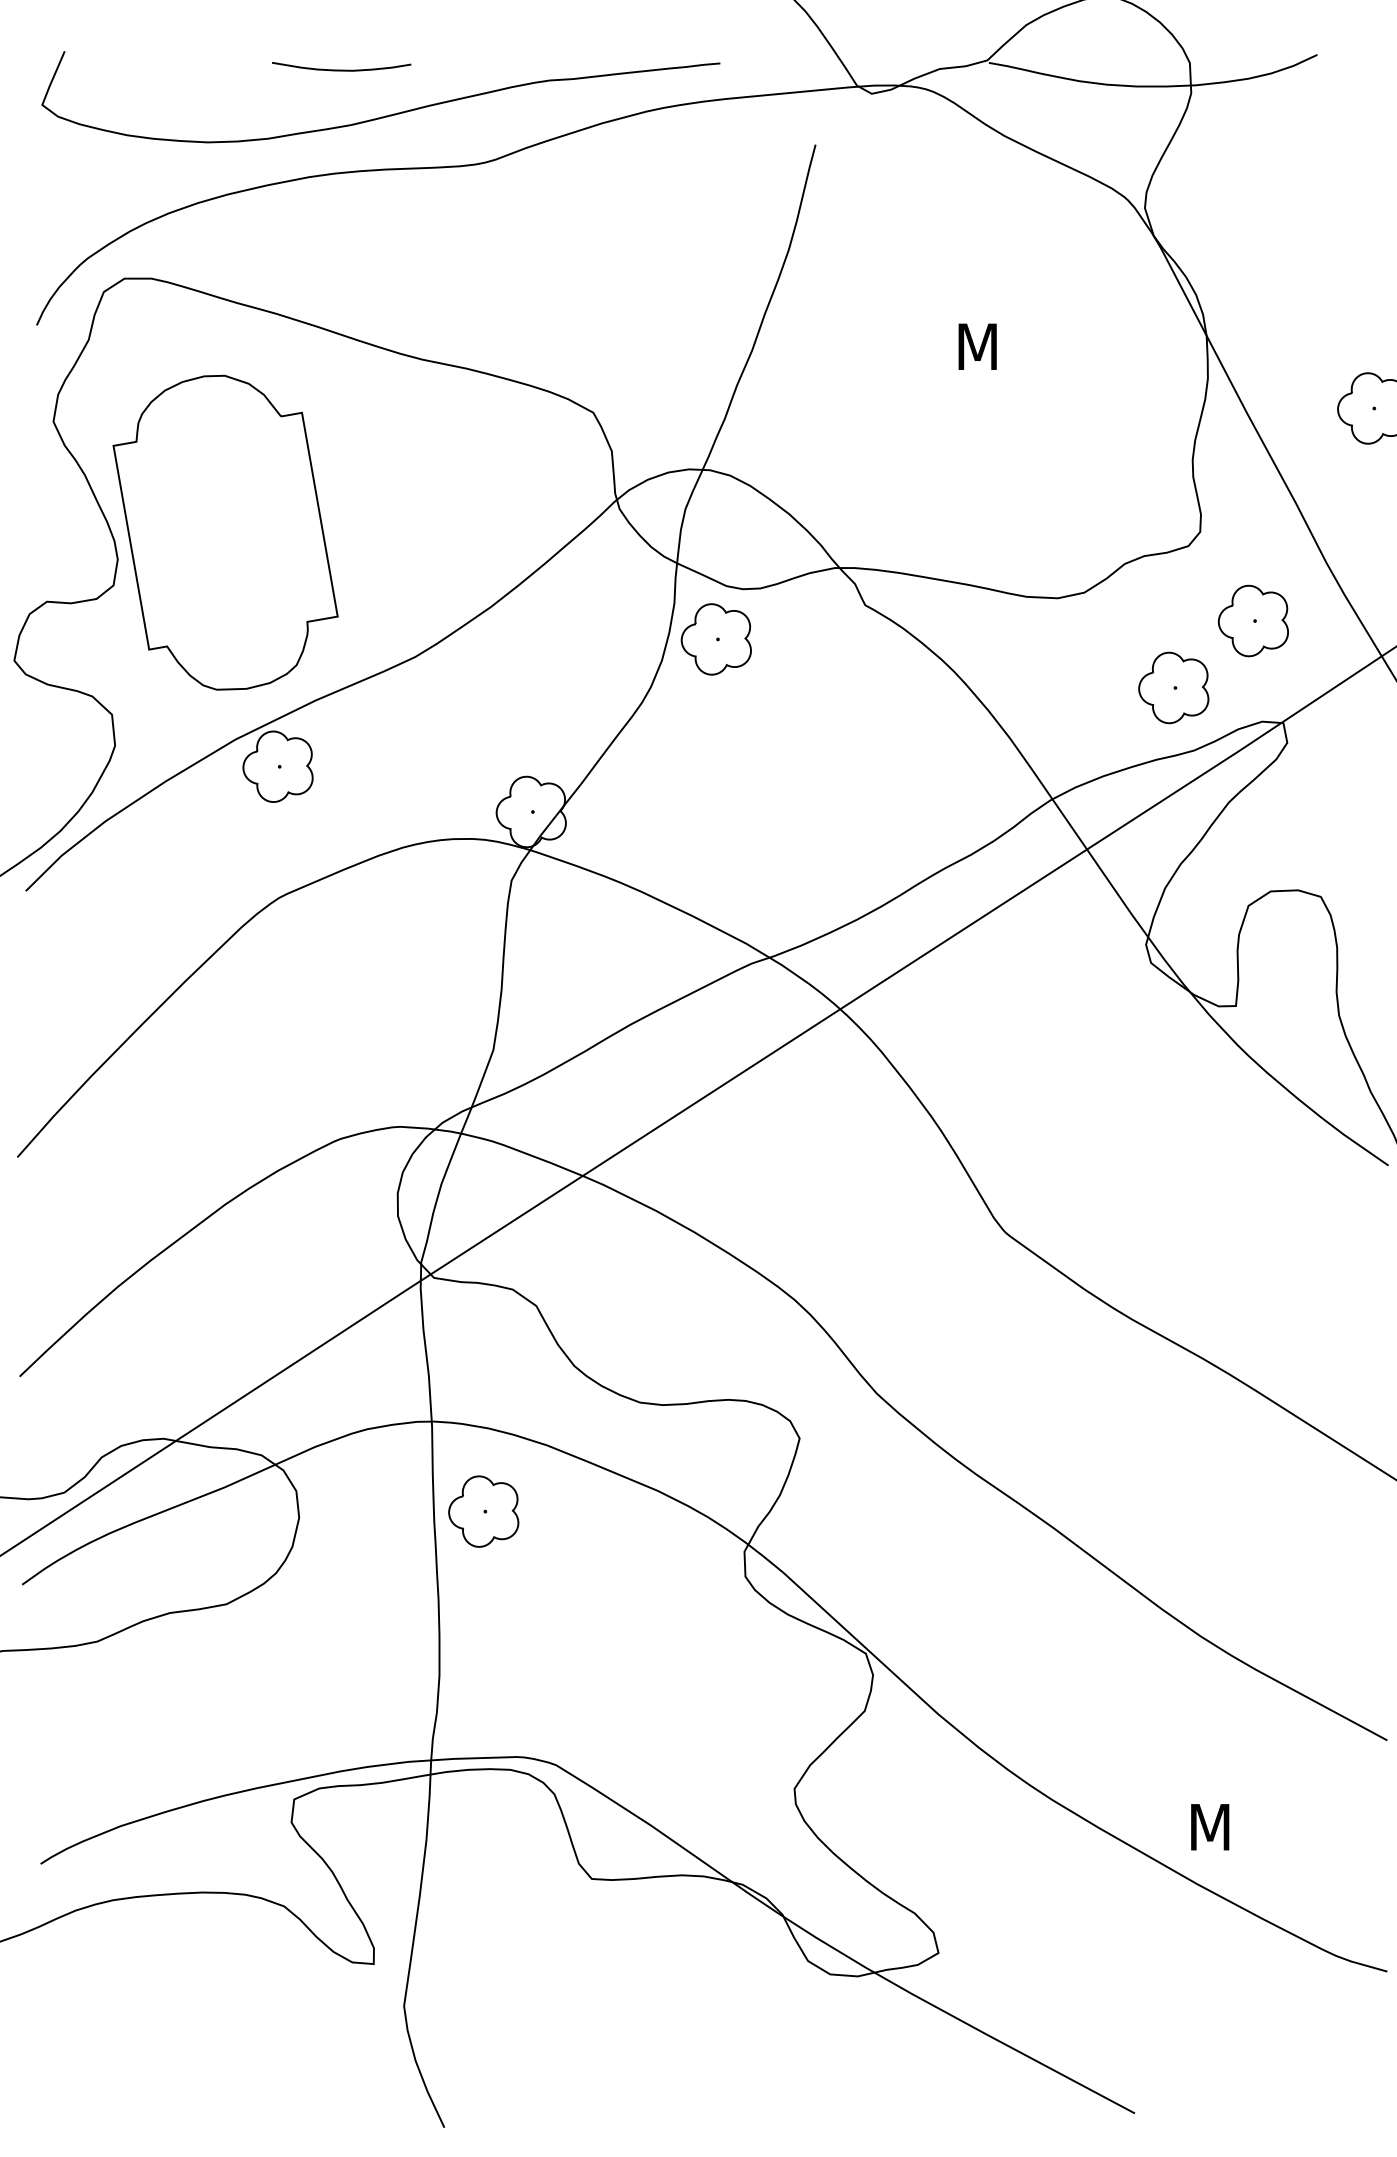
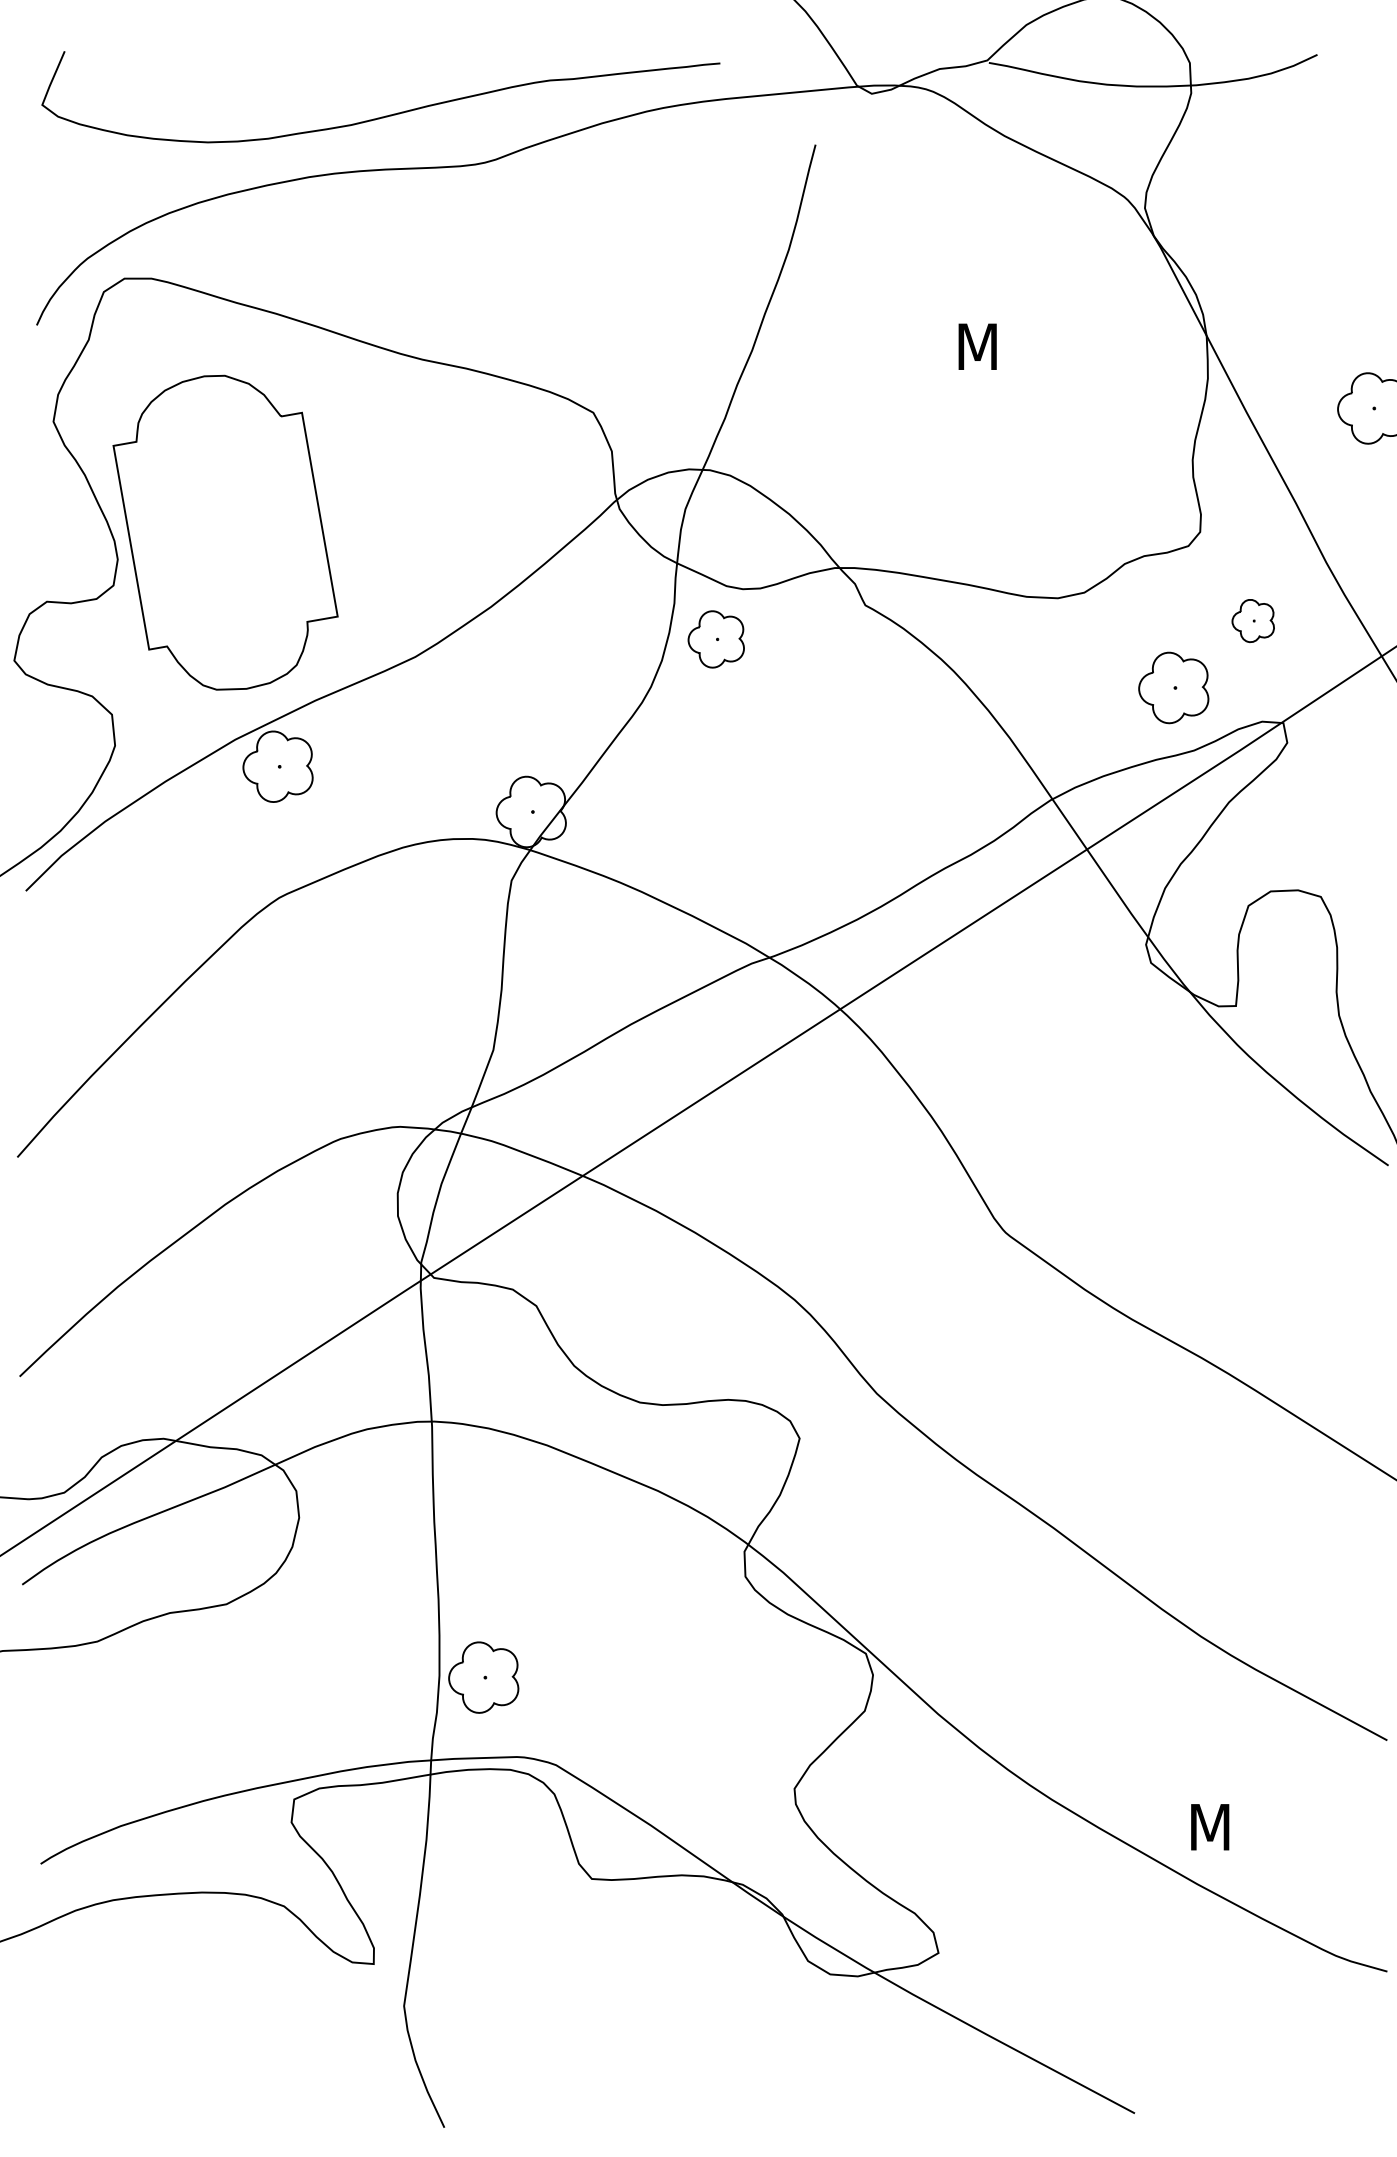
curve: present -> none (341, 69)
part size: 72x74 px -> 44x44 px (1252, 620)
part size: 72x73 px -> 58x59 px (715, 639)
part position: (483, 1511) -> (483, 1677) (483, 1677)
